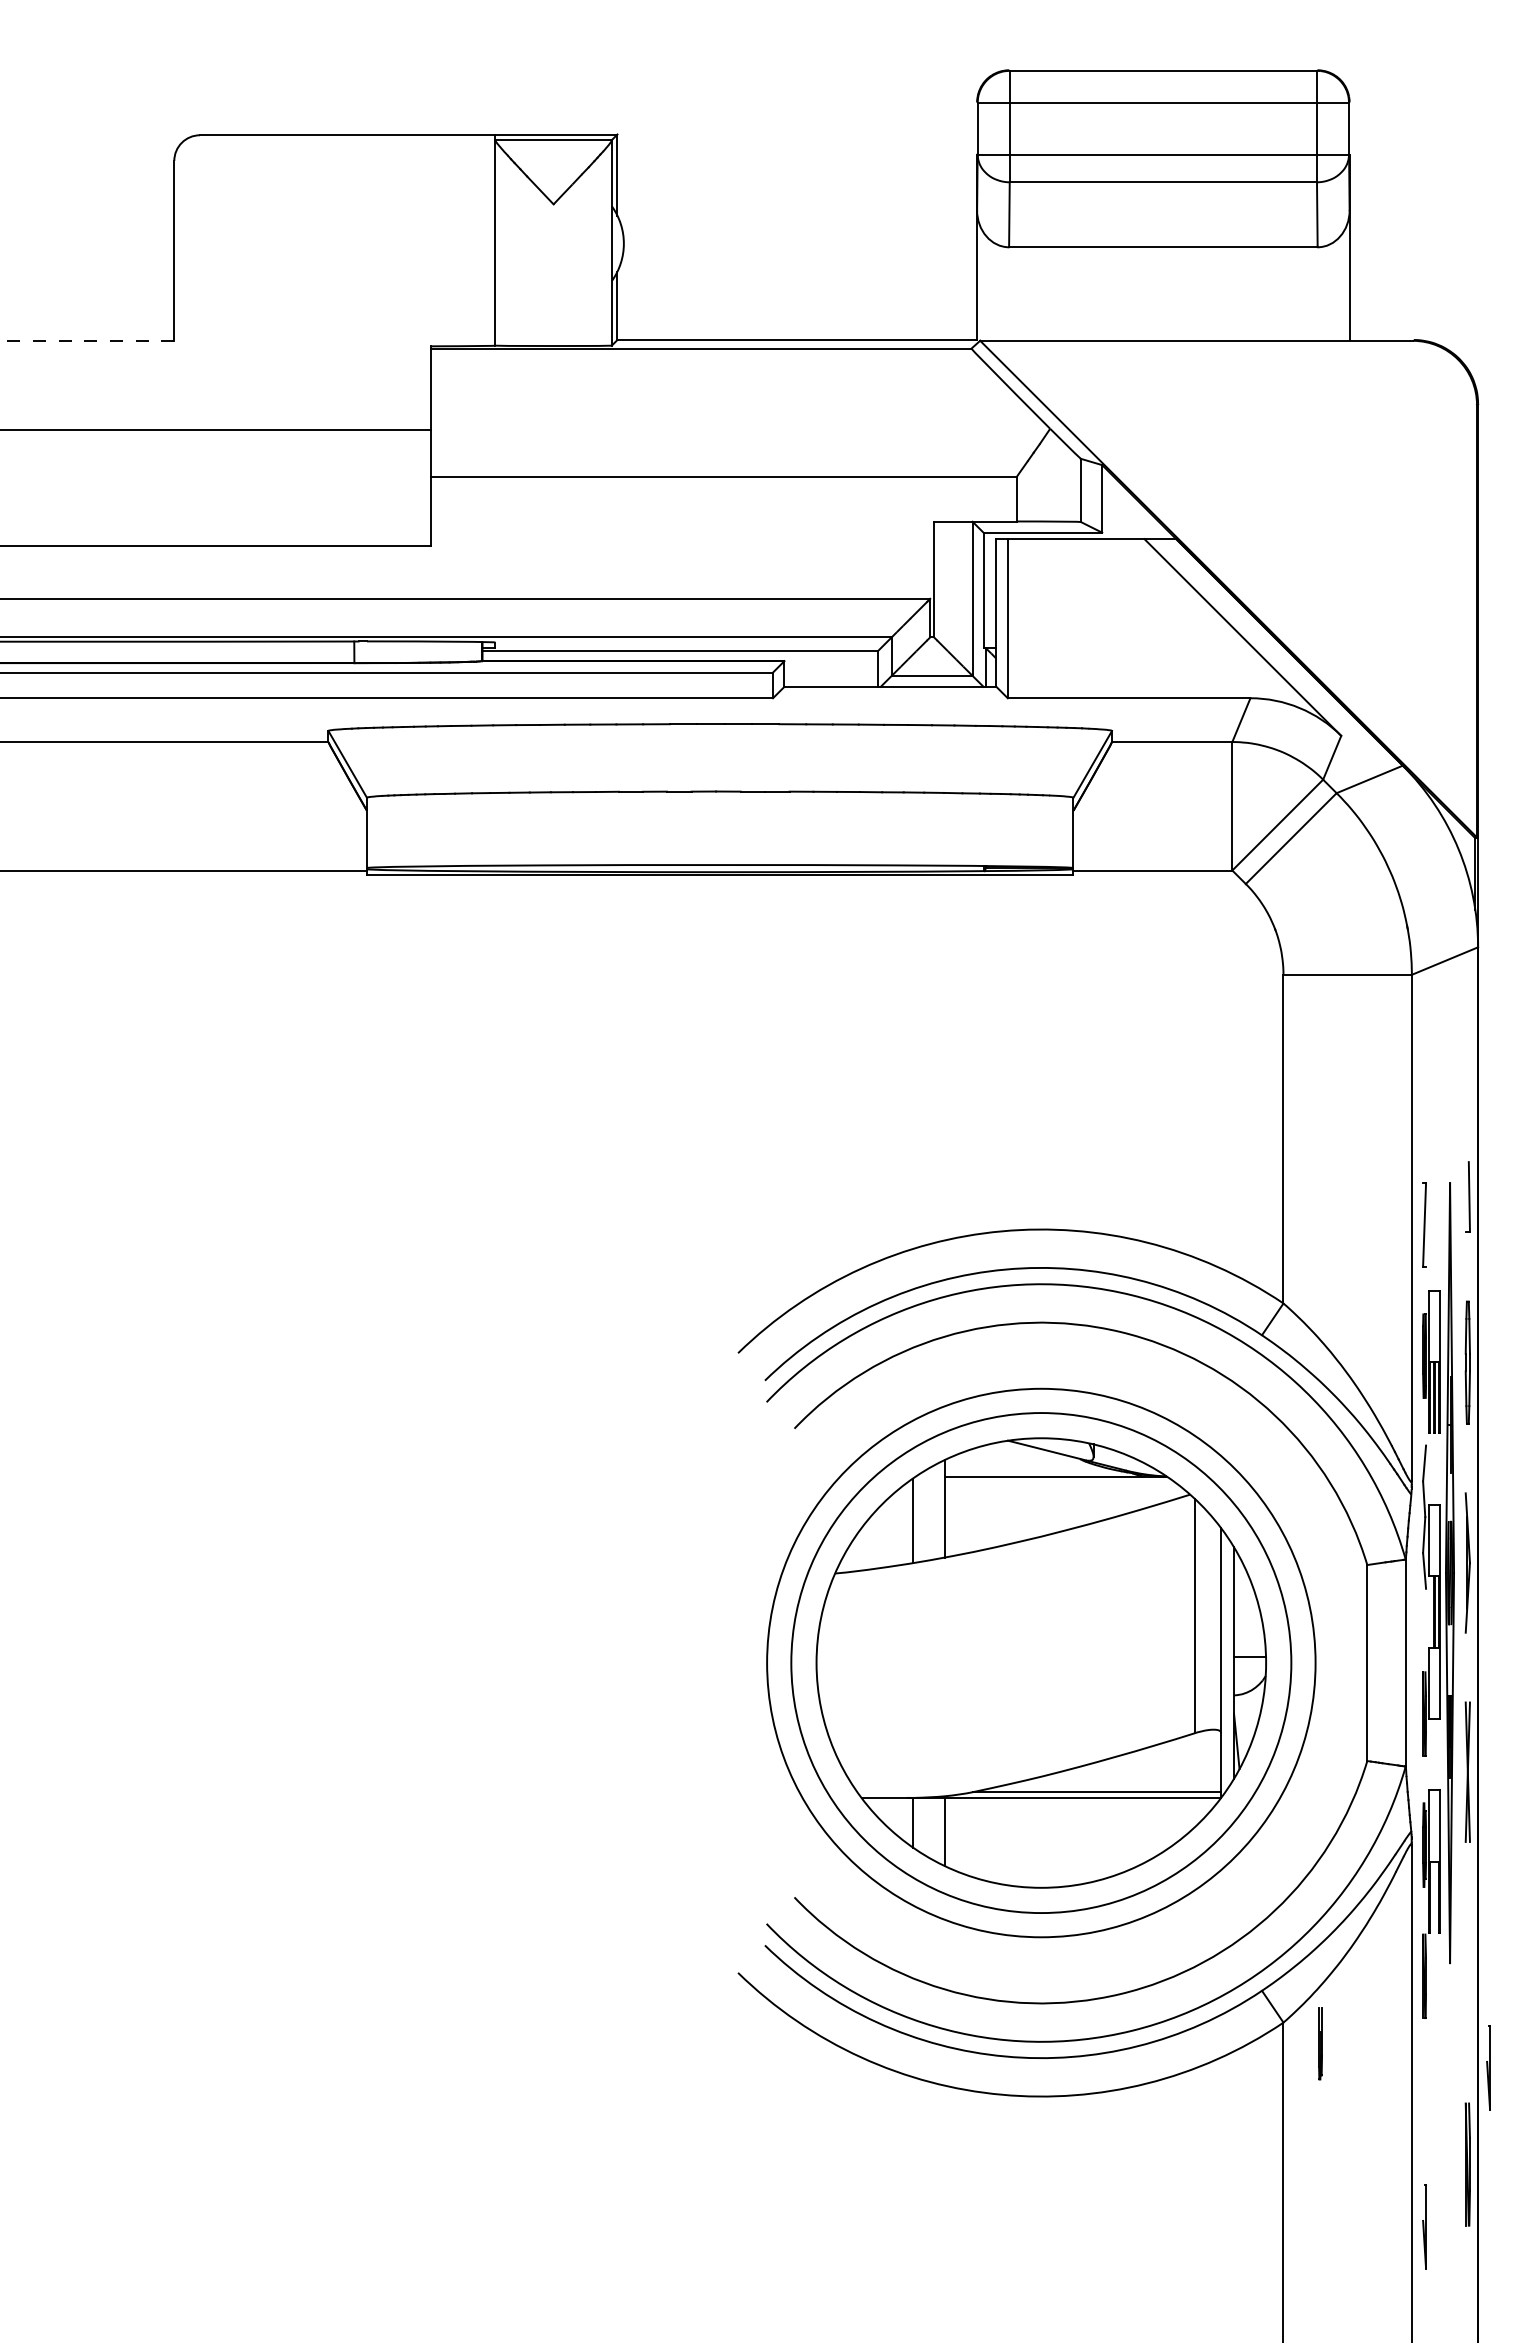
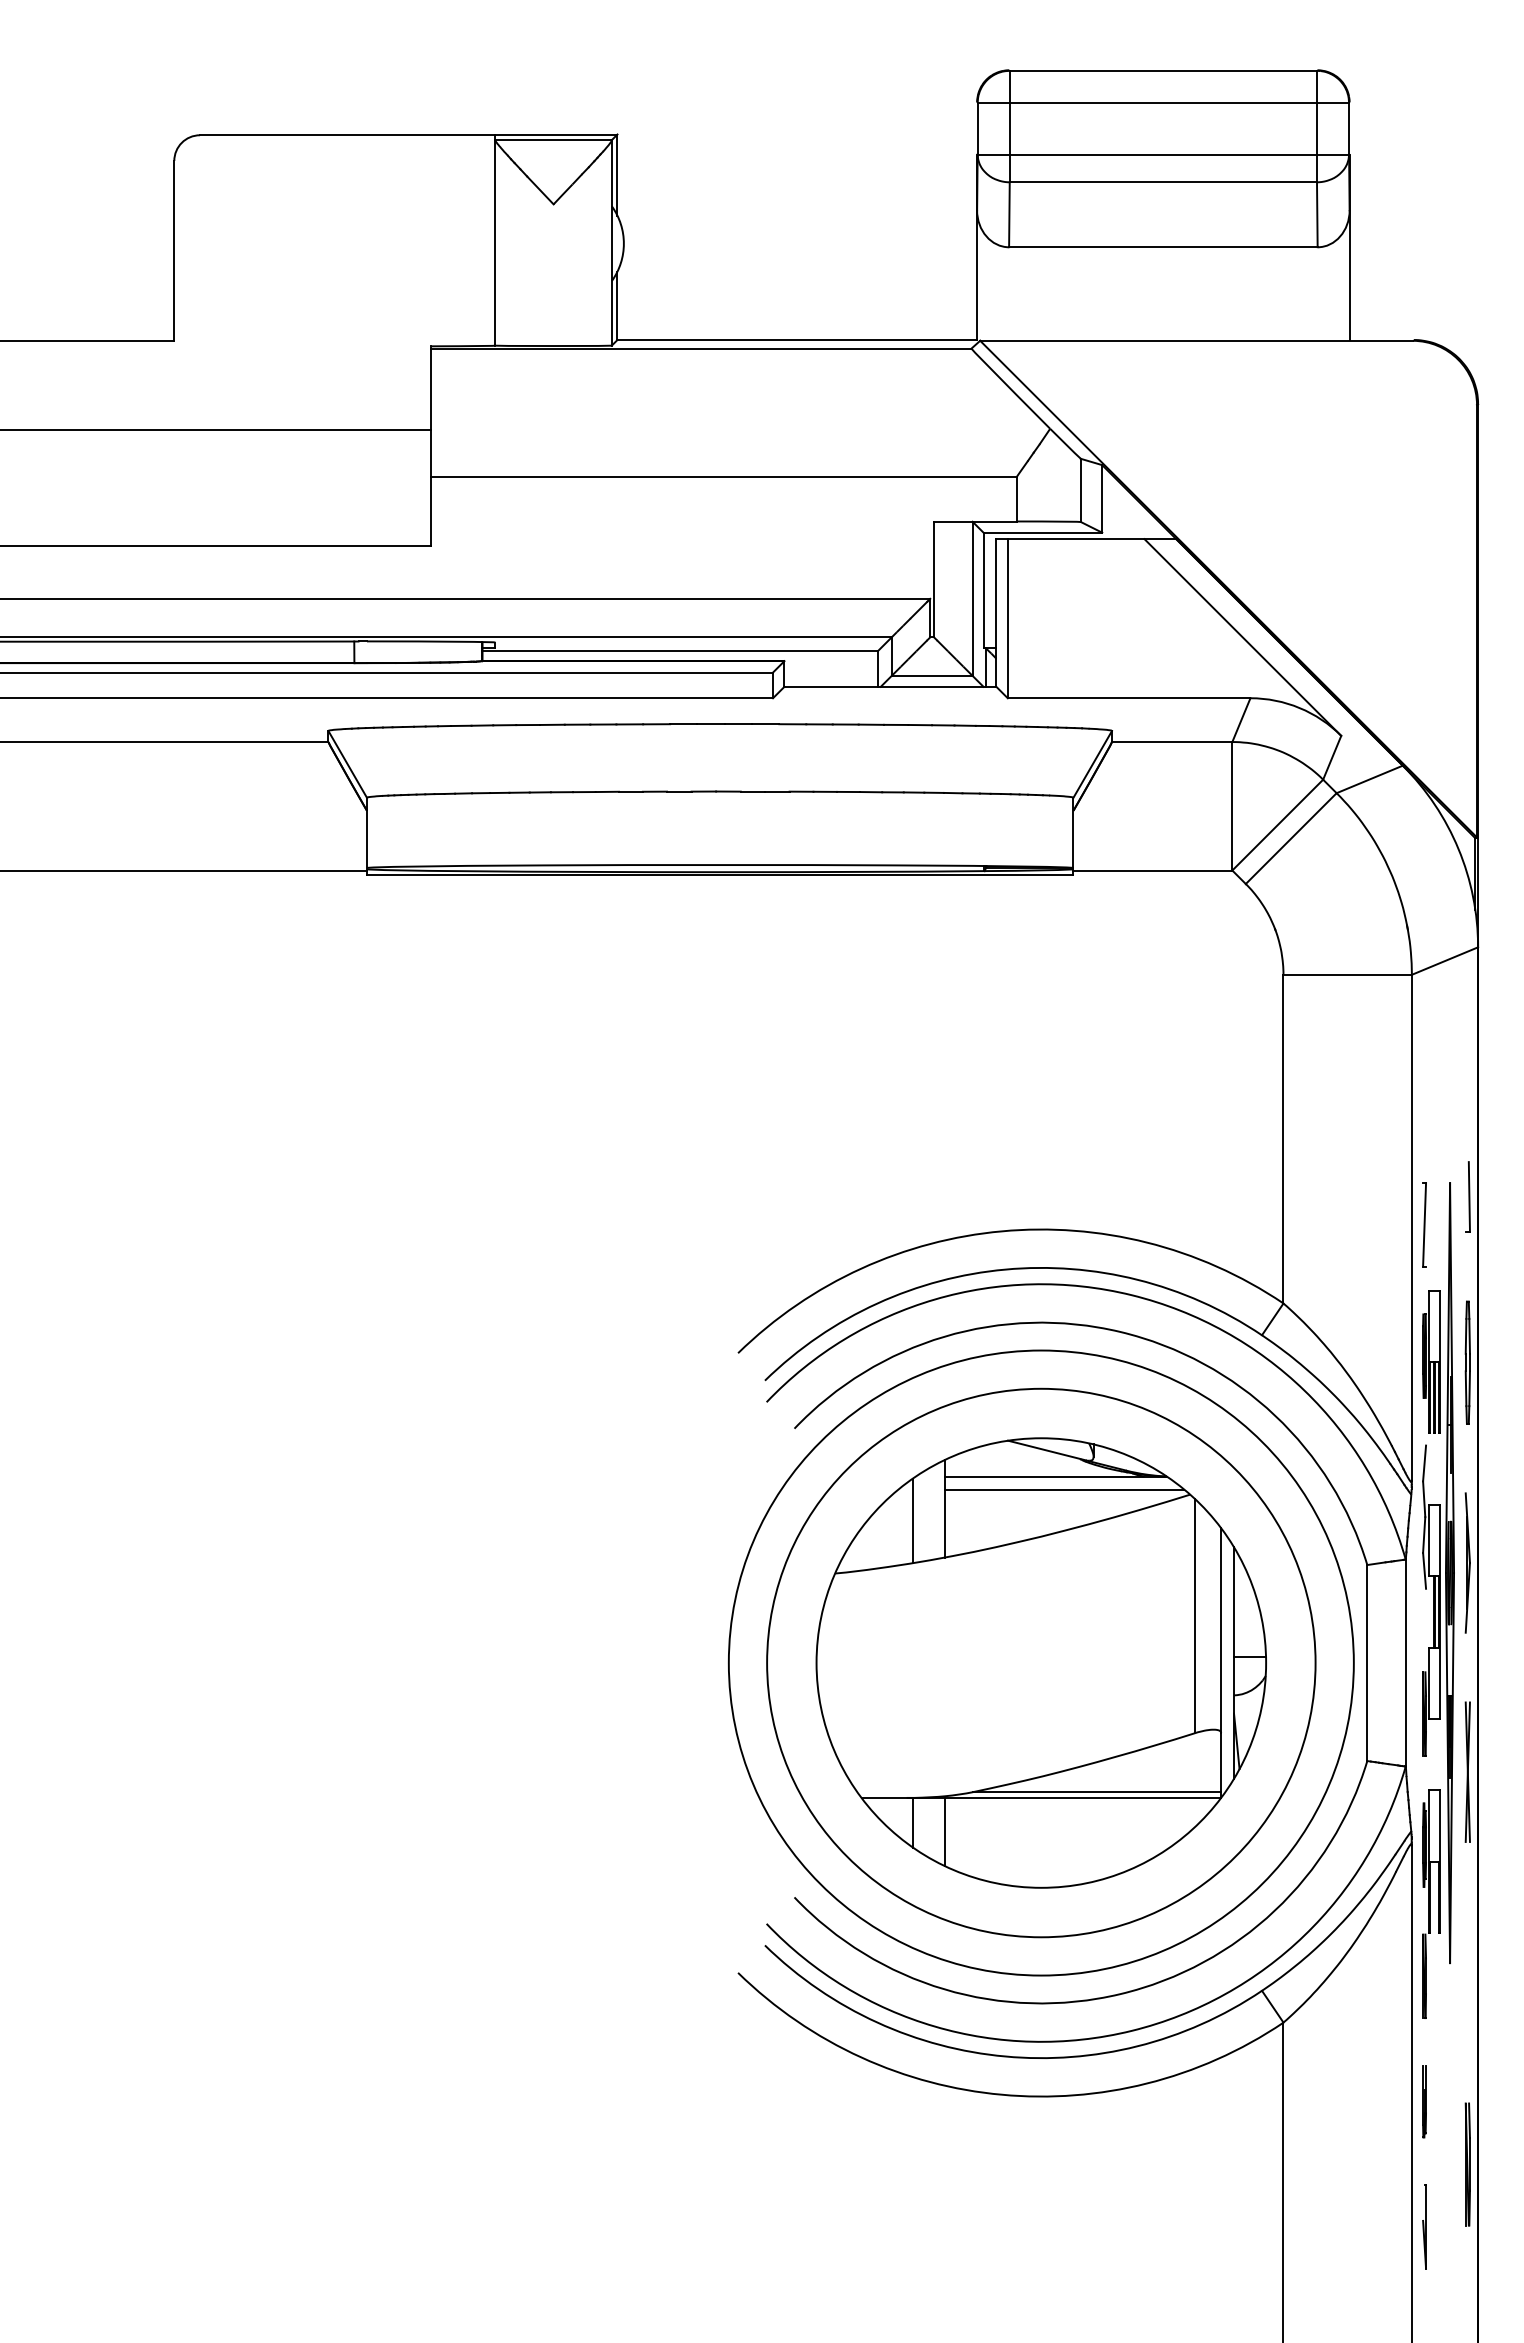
line: dashed -> solid (87, 340)
line: none -> present (1064, 1489)
circle diameter: 500 px -> 625 px (1040, 1662)
line position: (1320, 2043) -> (1424, 2101) (1424, 2101)
part: present -> none (1488, 2067)
